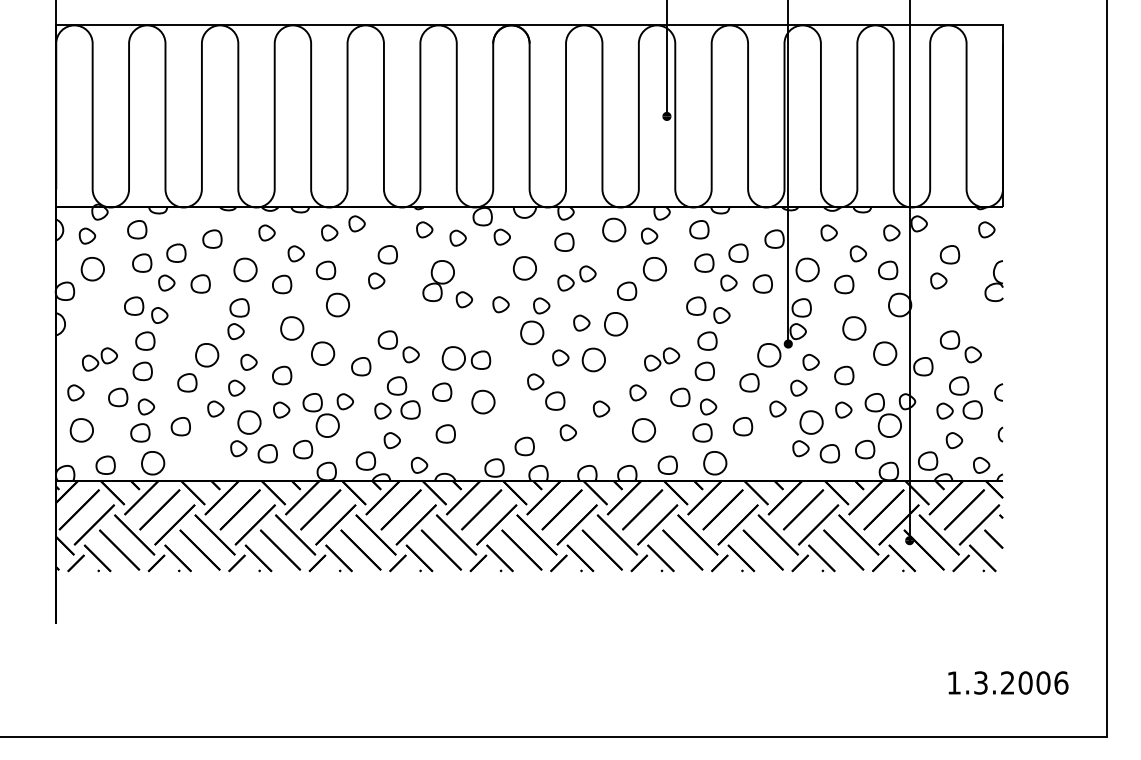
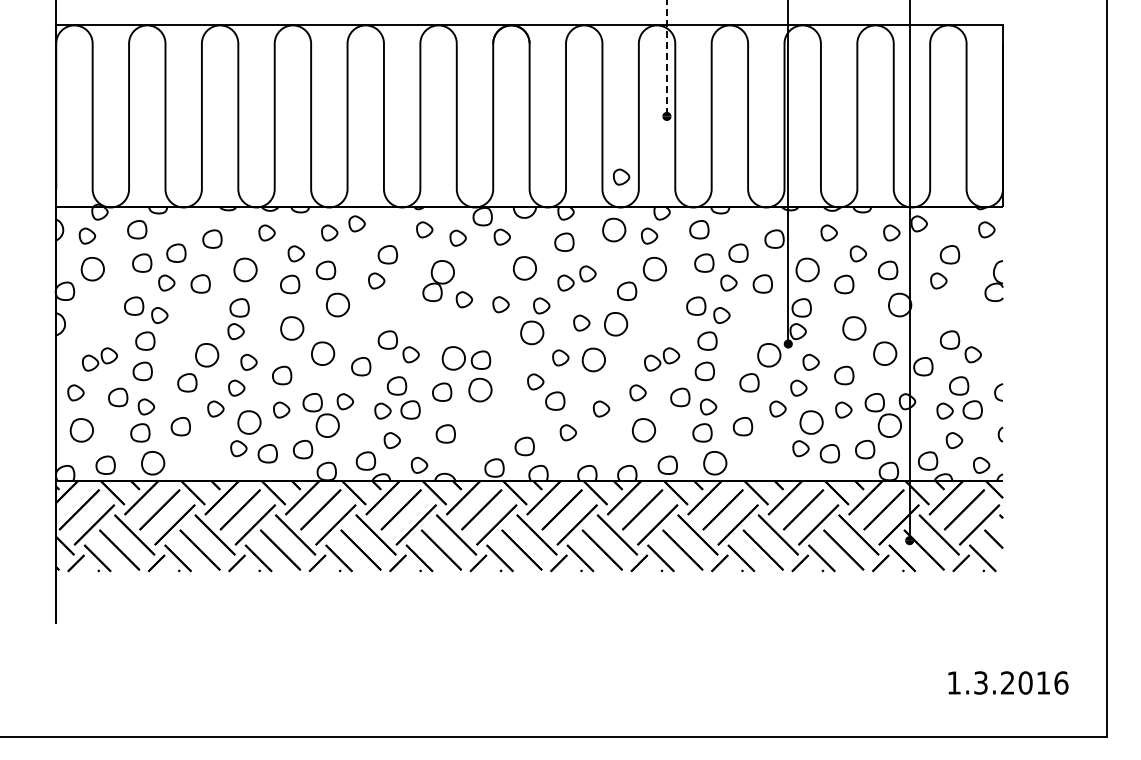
line: solid -> dashed (666, 58)
part: none -> present (621, 176)
part position: (282, 284) -> (290, 284) (290, 284)
part position: (483, 401) -> (480, 389) (480, 389)
text: 1.3.2006 -> 1.3.2016 (1043, 682)
